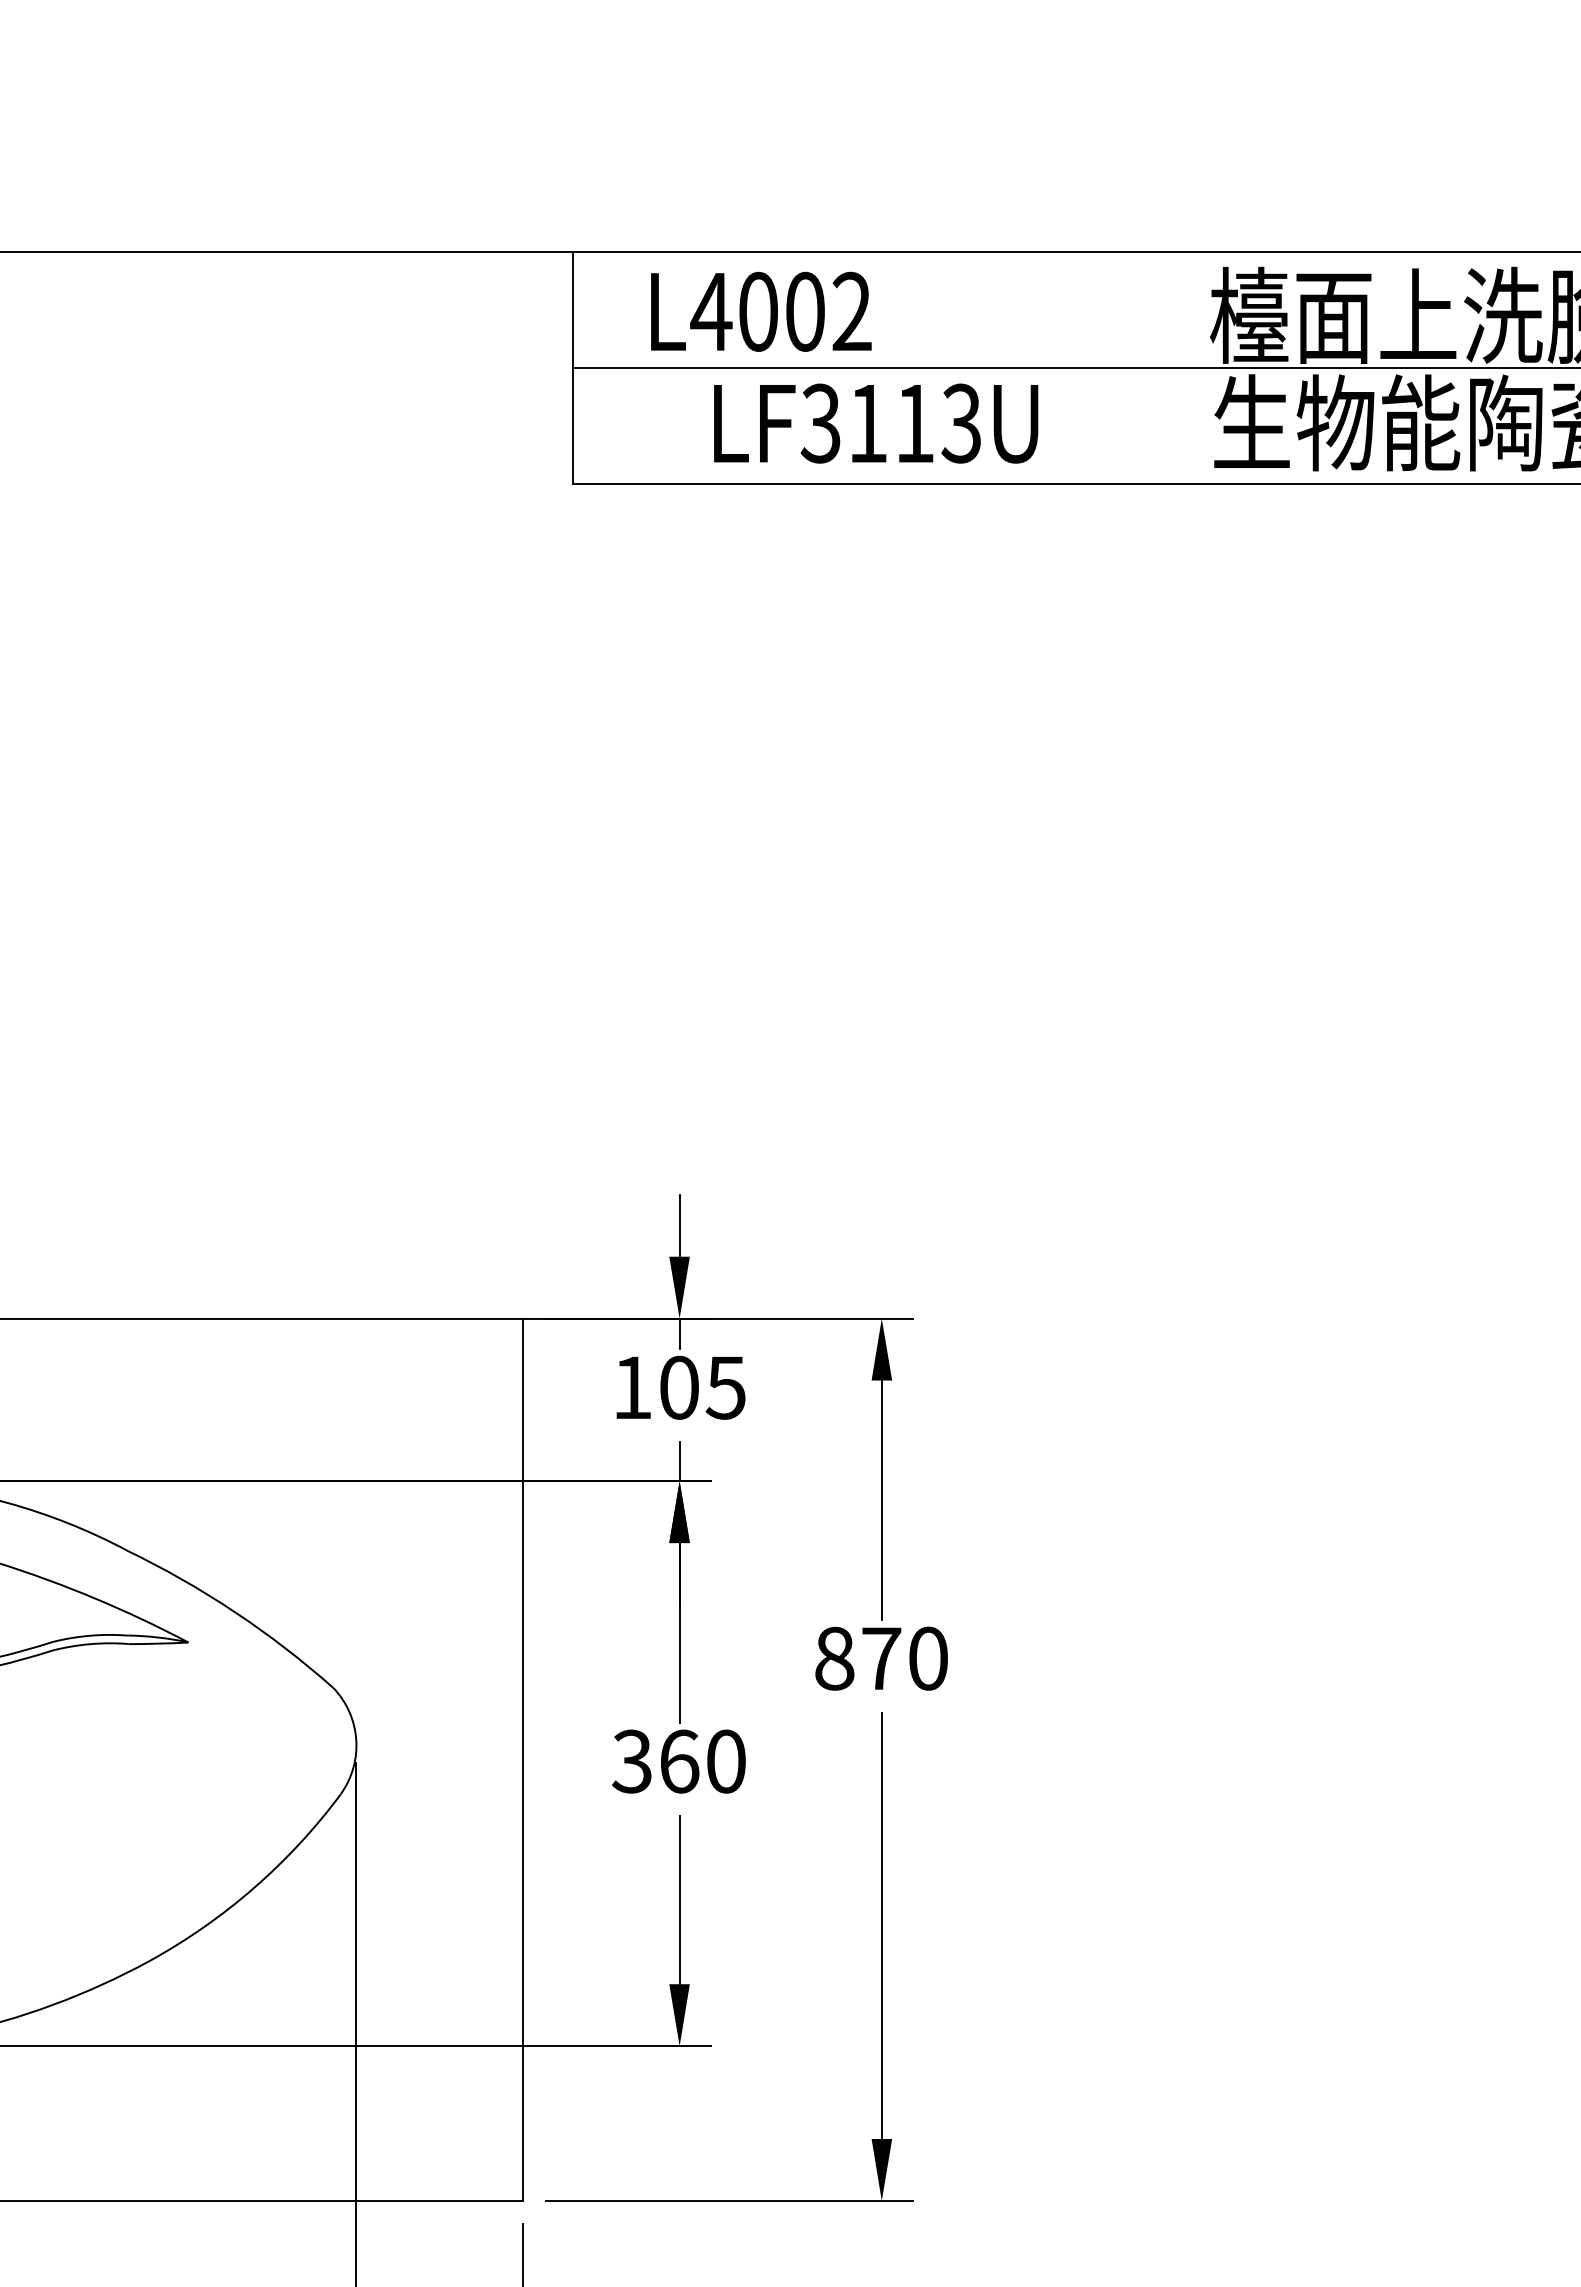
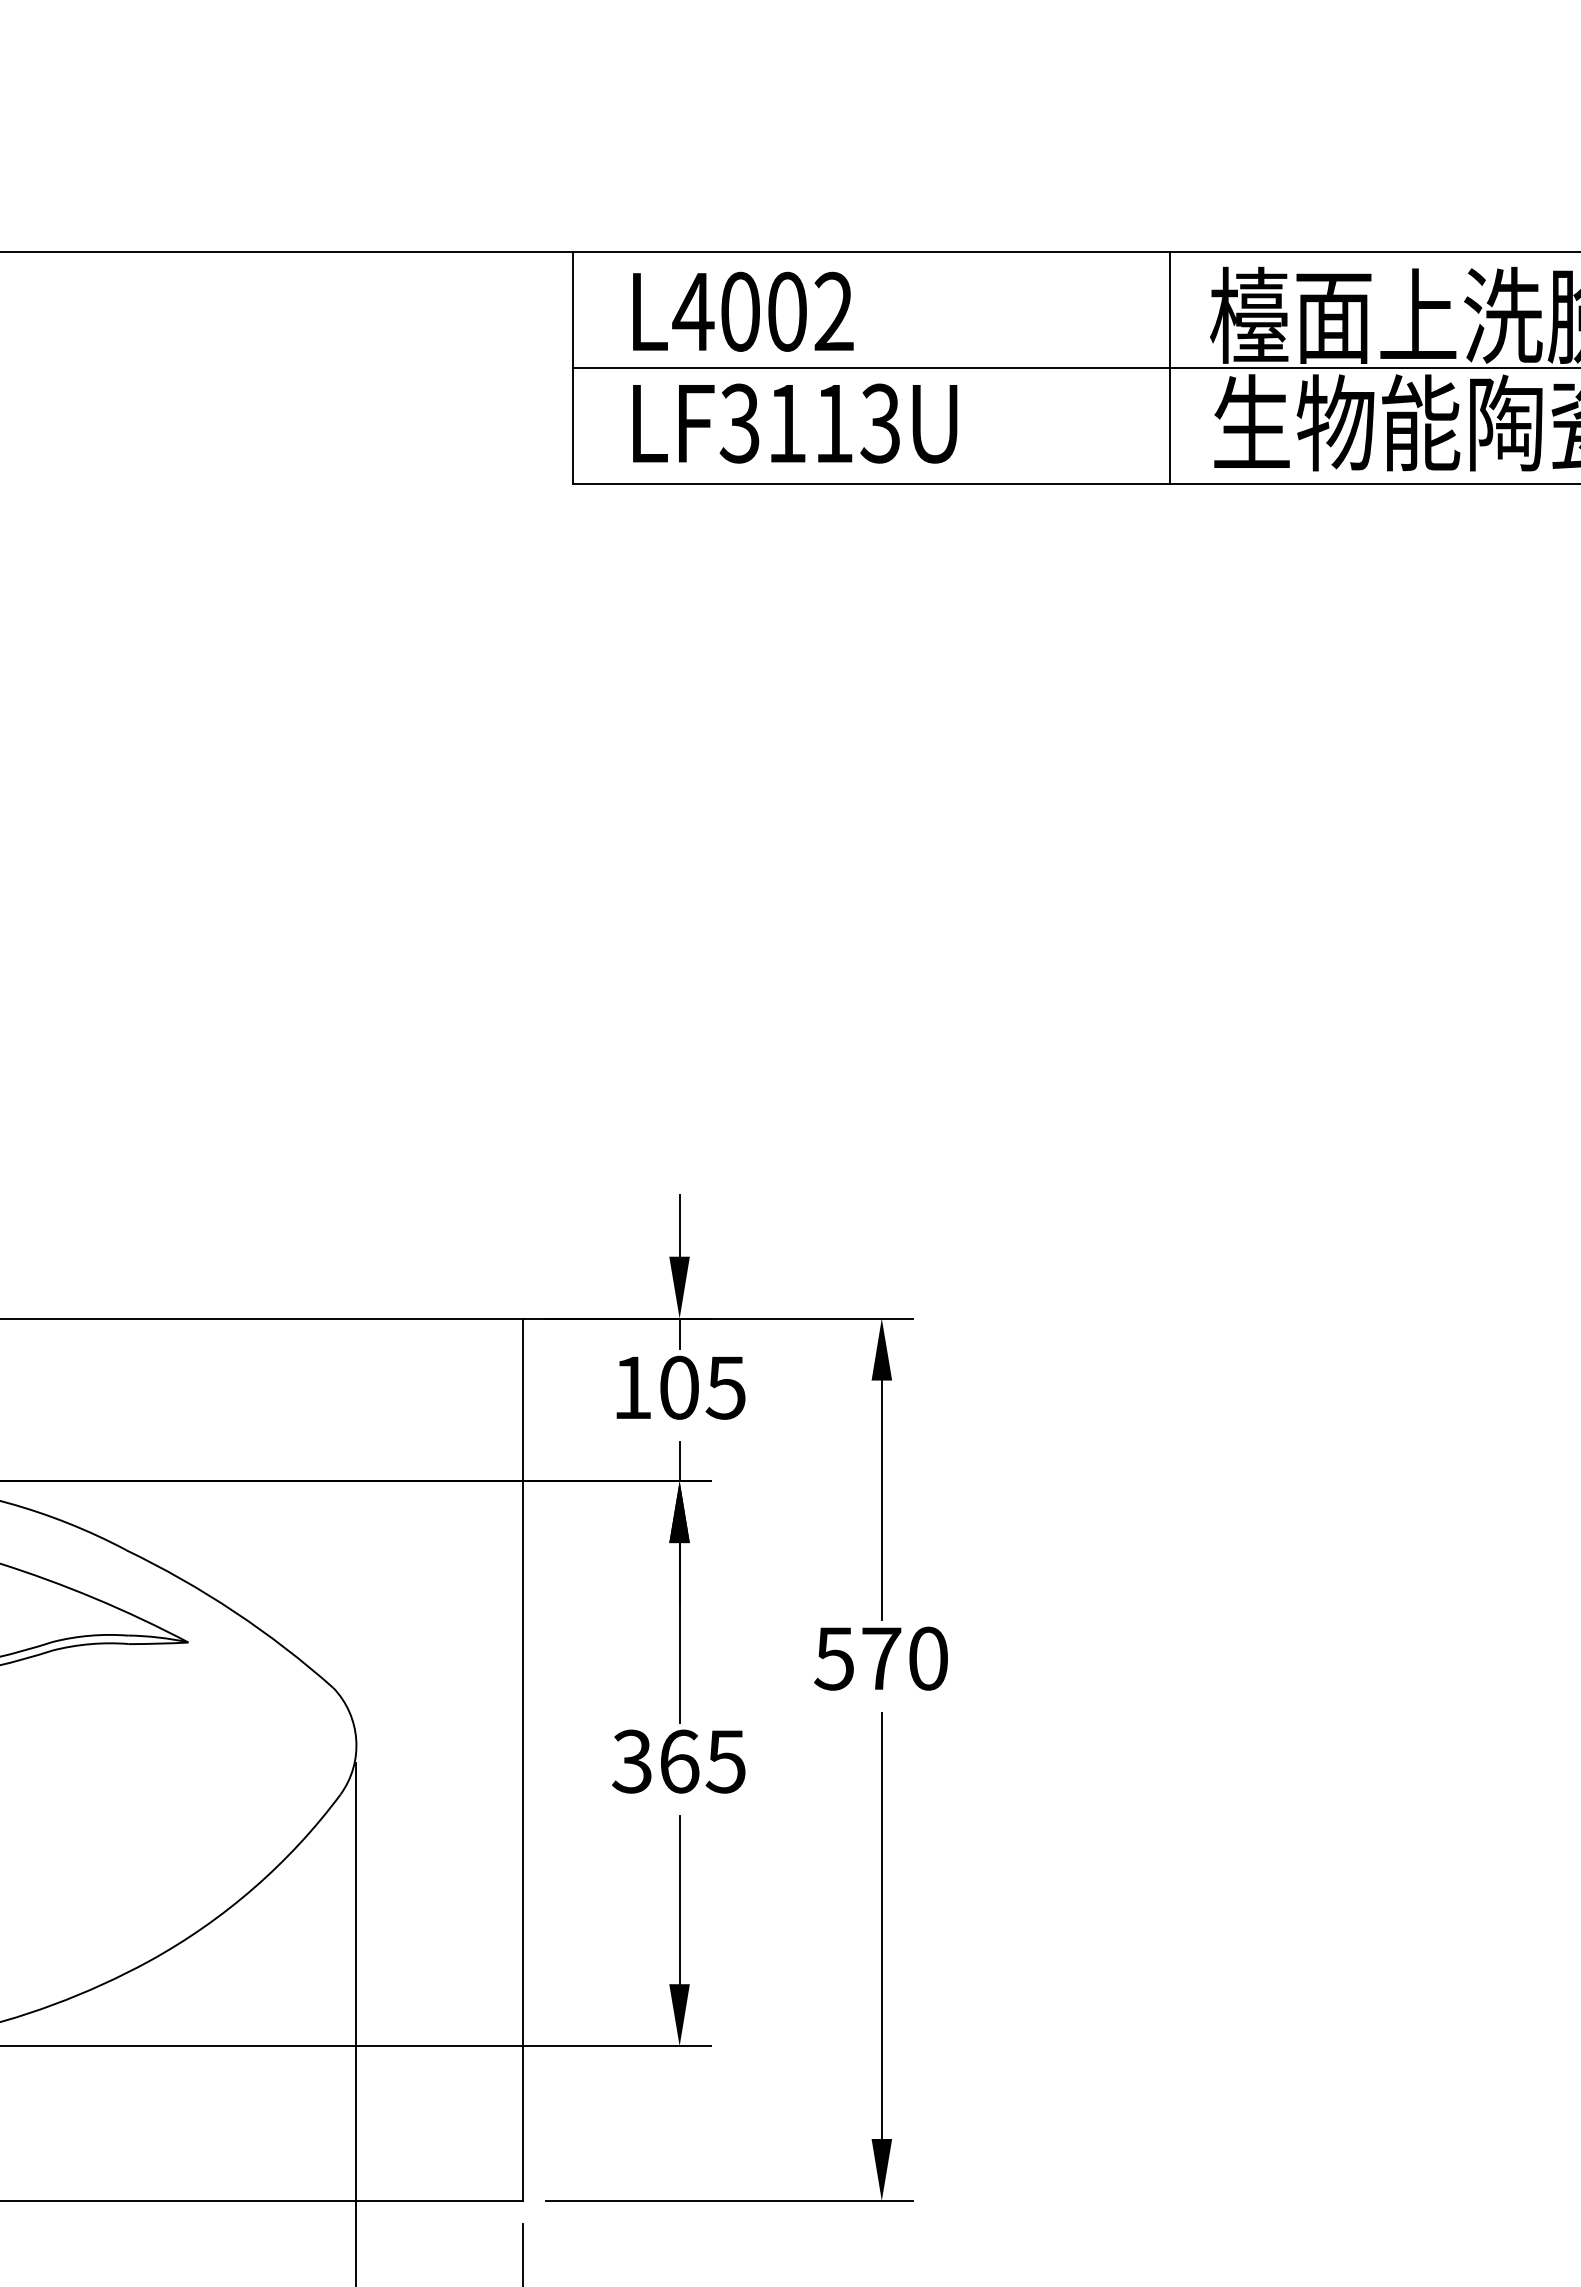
text position: (761, 311) -> (743, 311) (743, 311)
line: none -> present (1170, 368)
text position: (876, 423) -> (795, 423) (795, 423)
text: 870 -> 570 (834, 1658)
text: 360 -> 365 (725, 1761)
